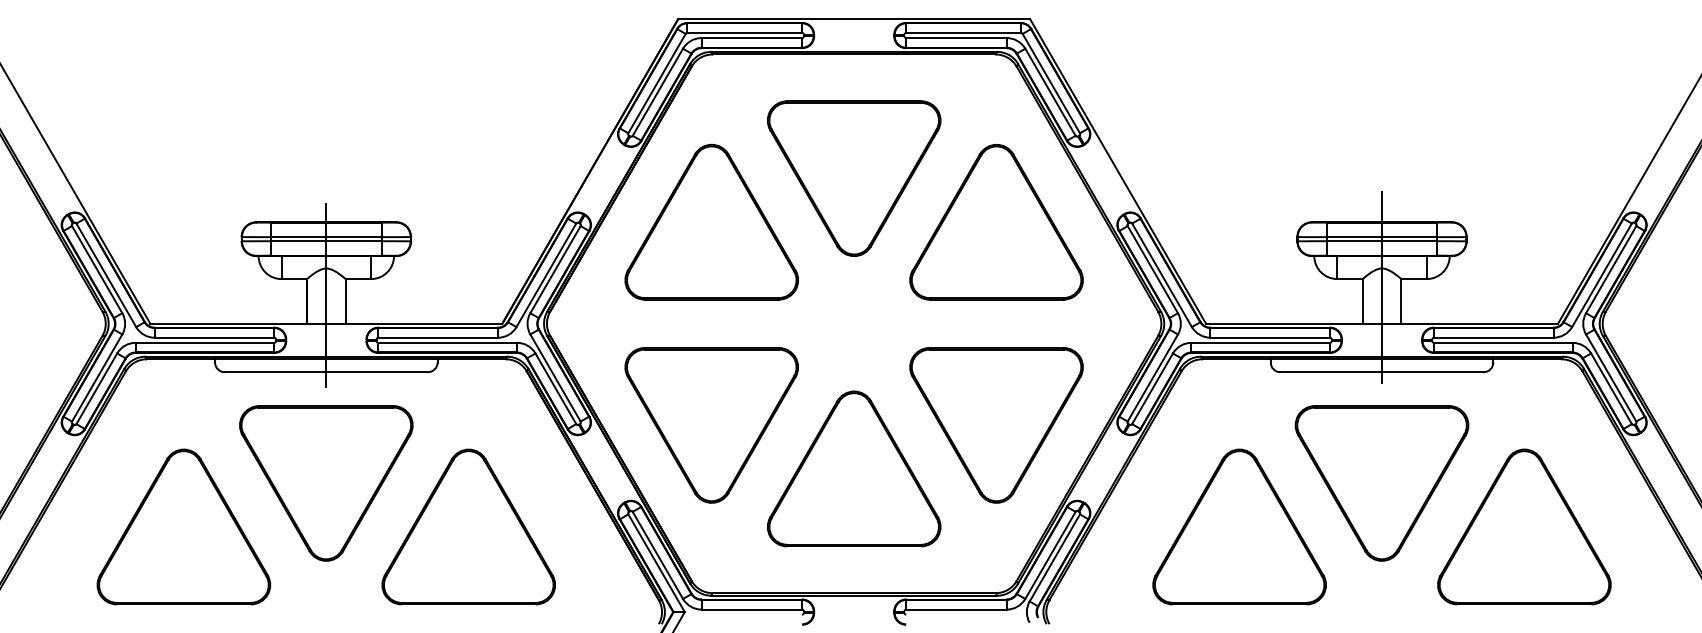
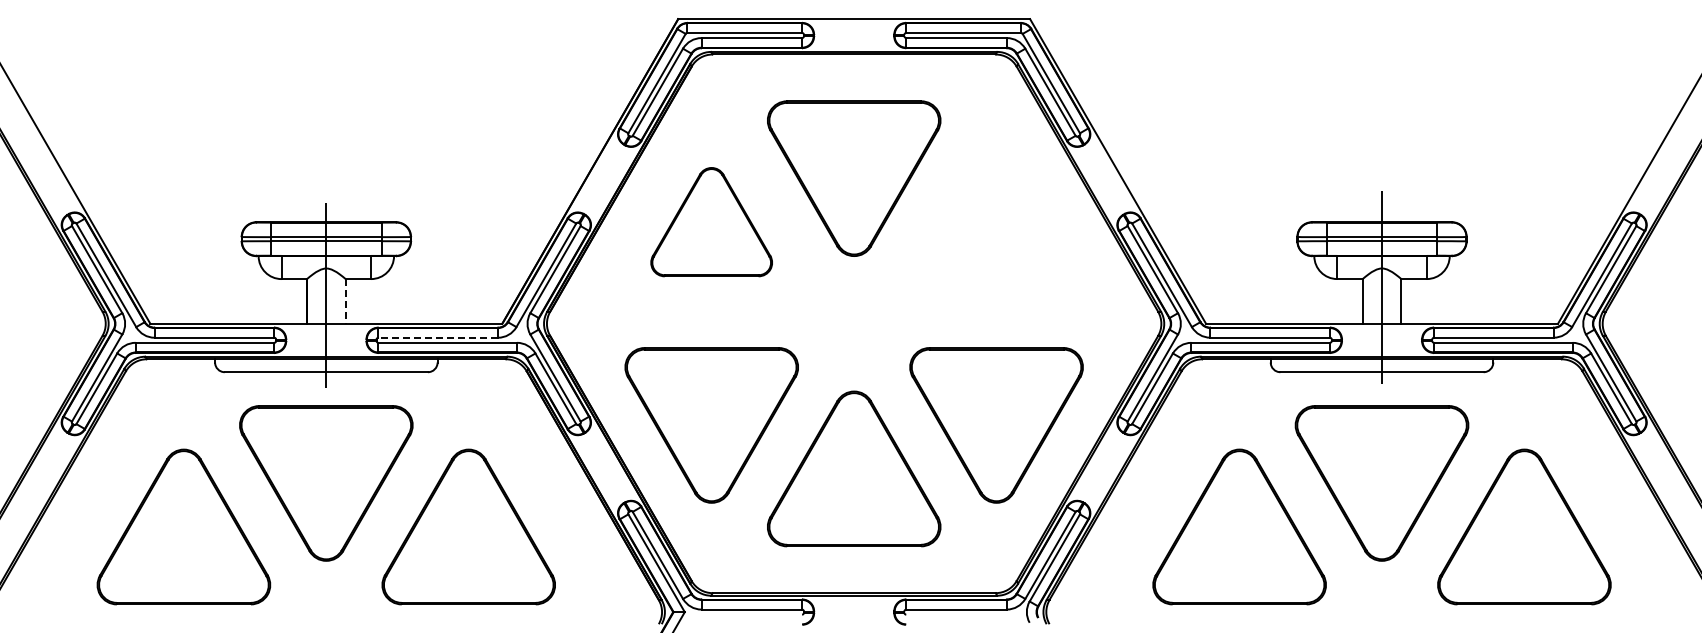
part size: 175x158 px -> 123x111 px (711, 222)
part: present -> none (996, 221)
line: solid -> dashed (345, 301)
line: solid -> dashed (438, 337)
